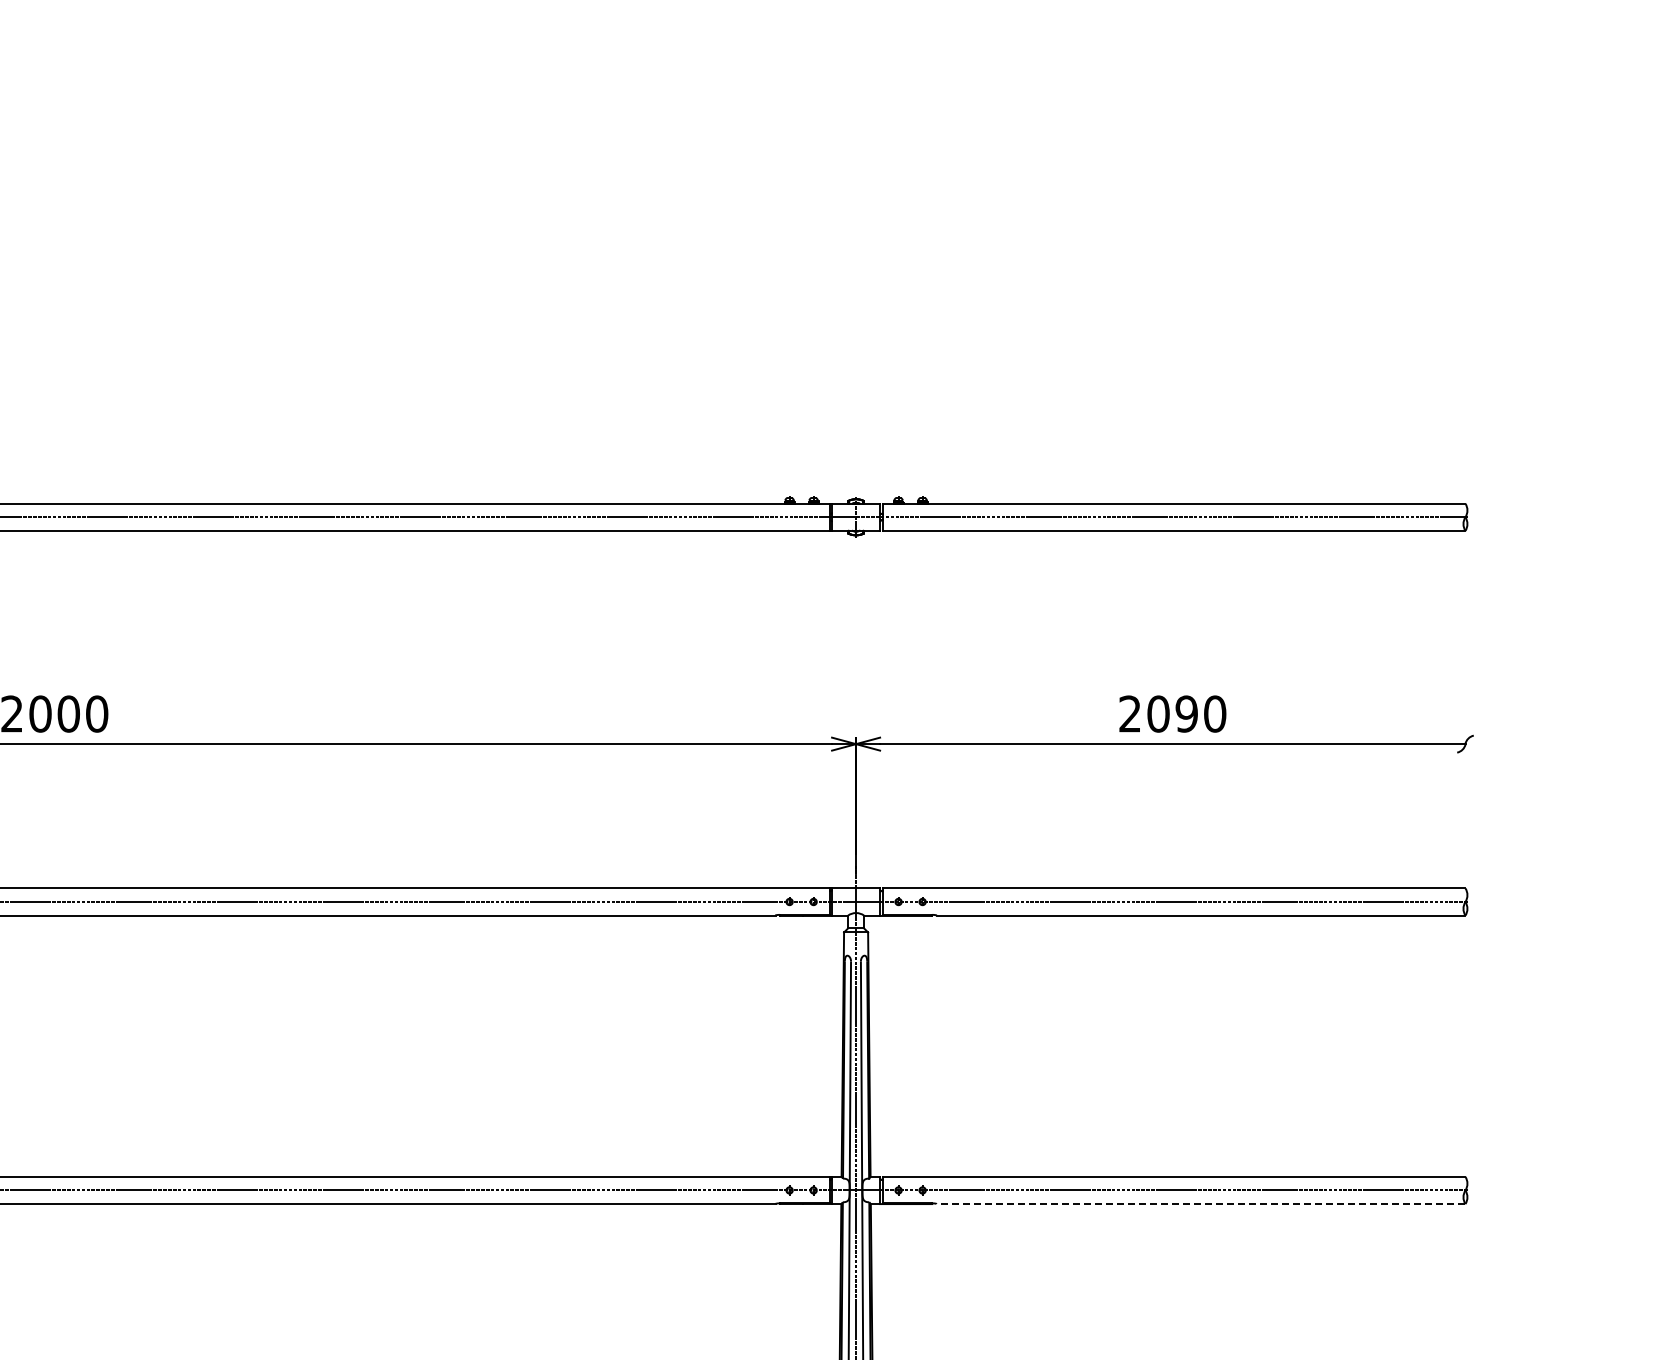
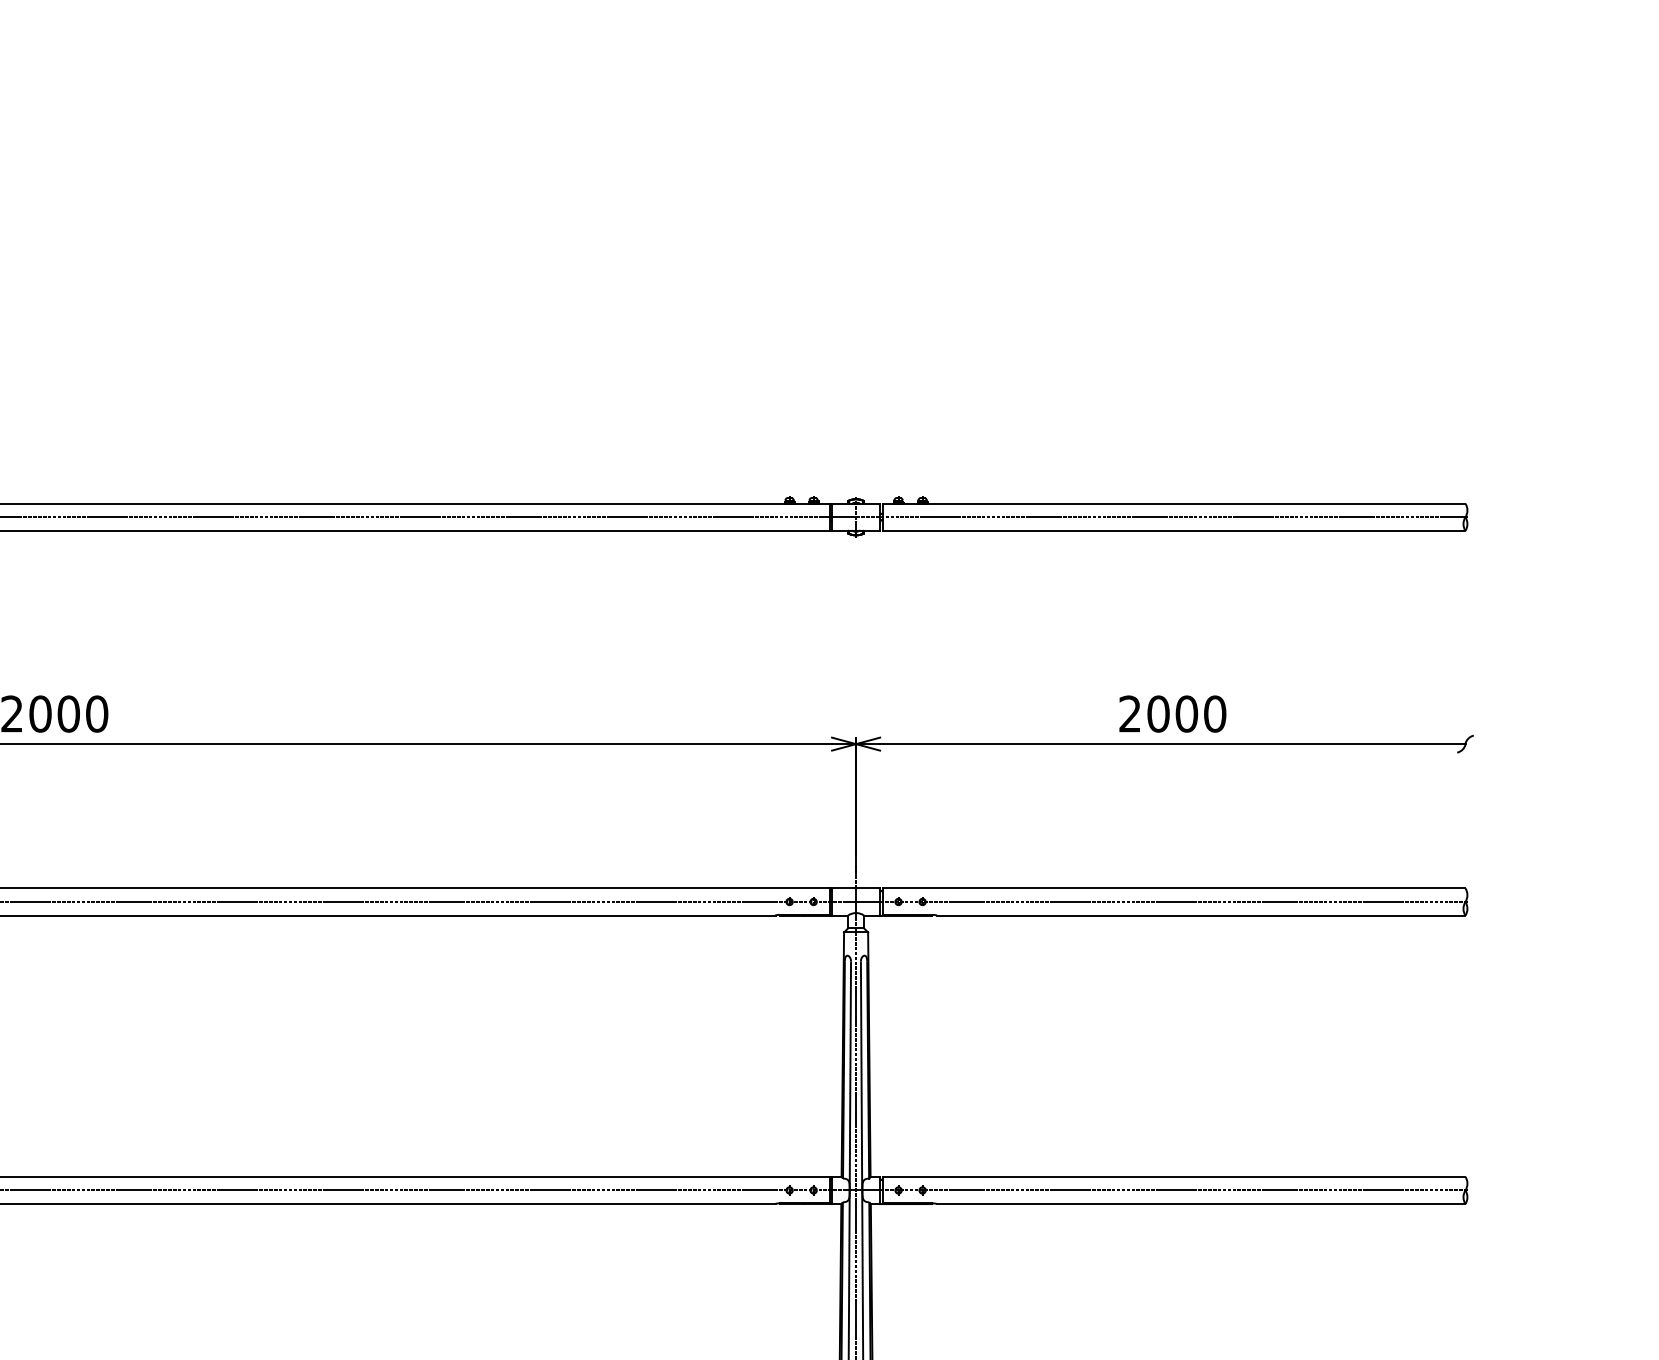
text: 2090 -> 2000 (1186, 713)
line: dashed -> solid (1200, 1204)
